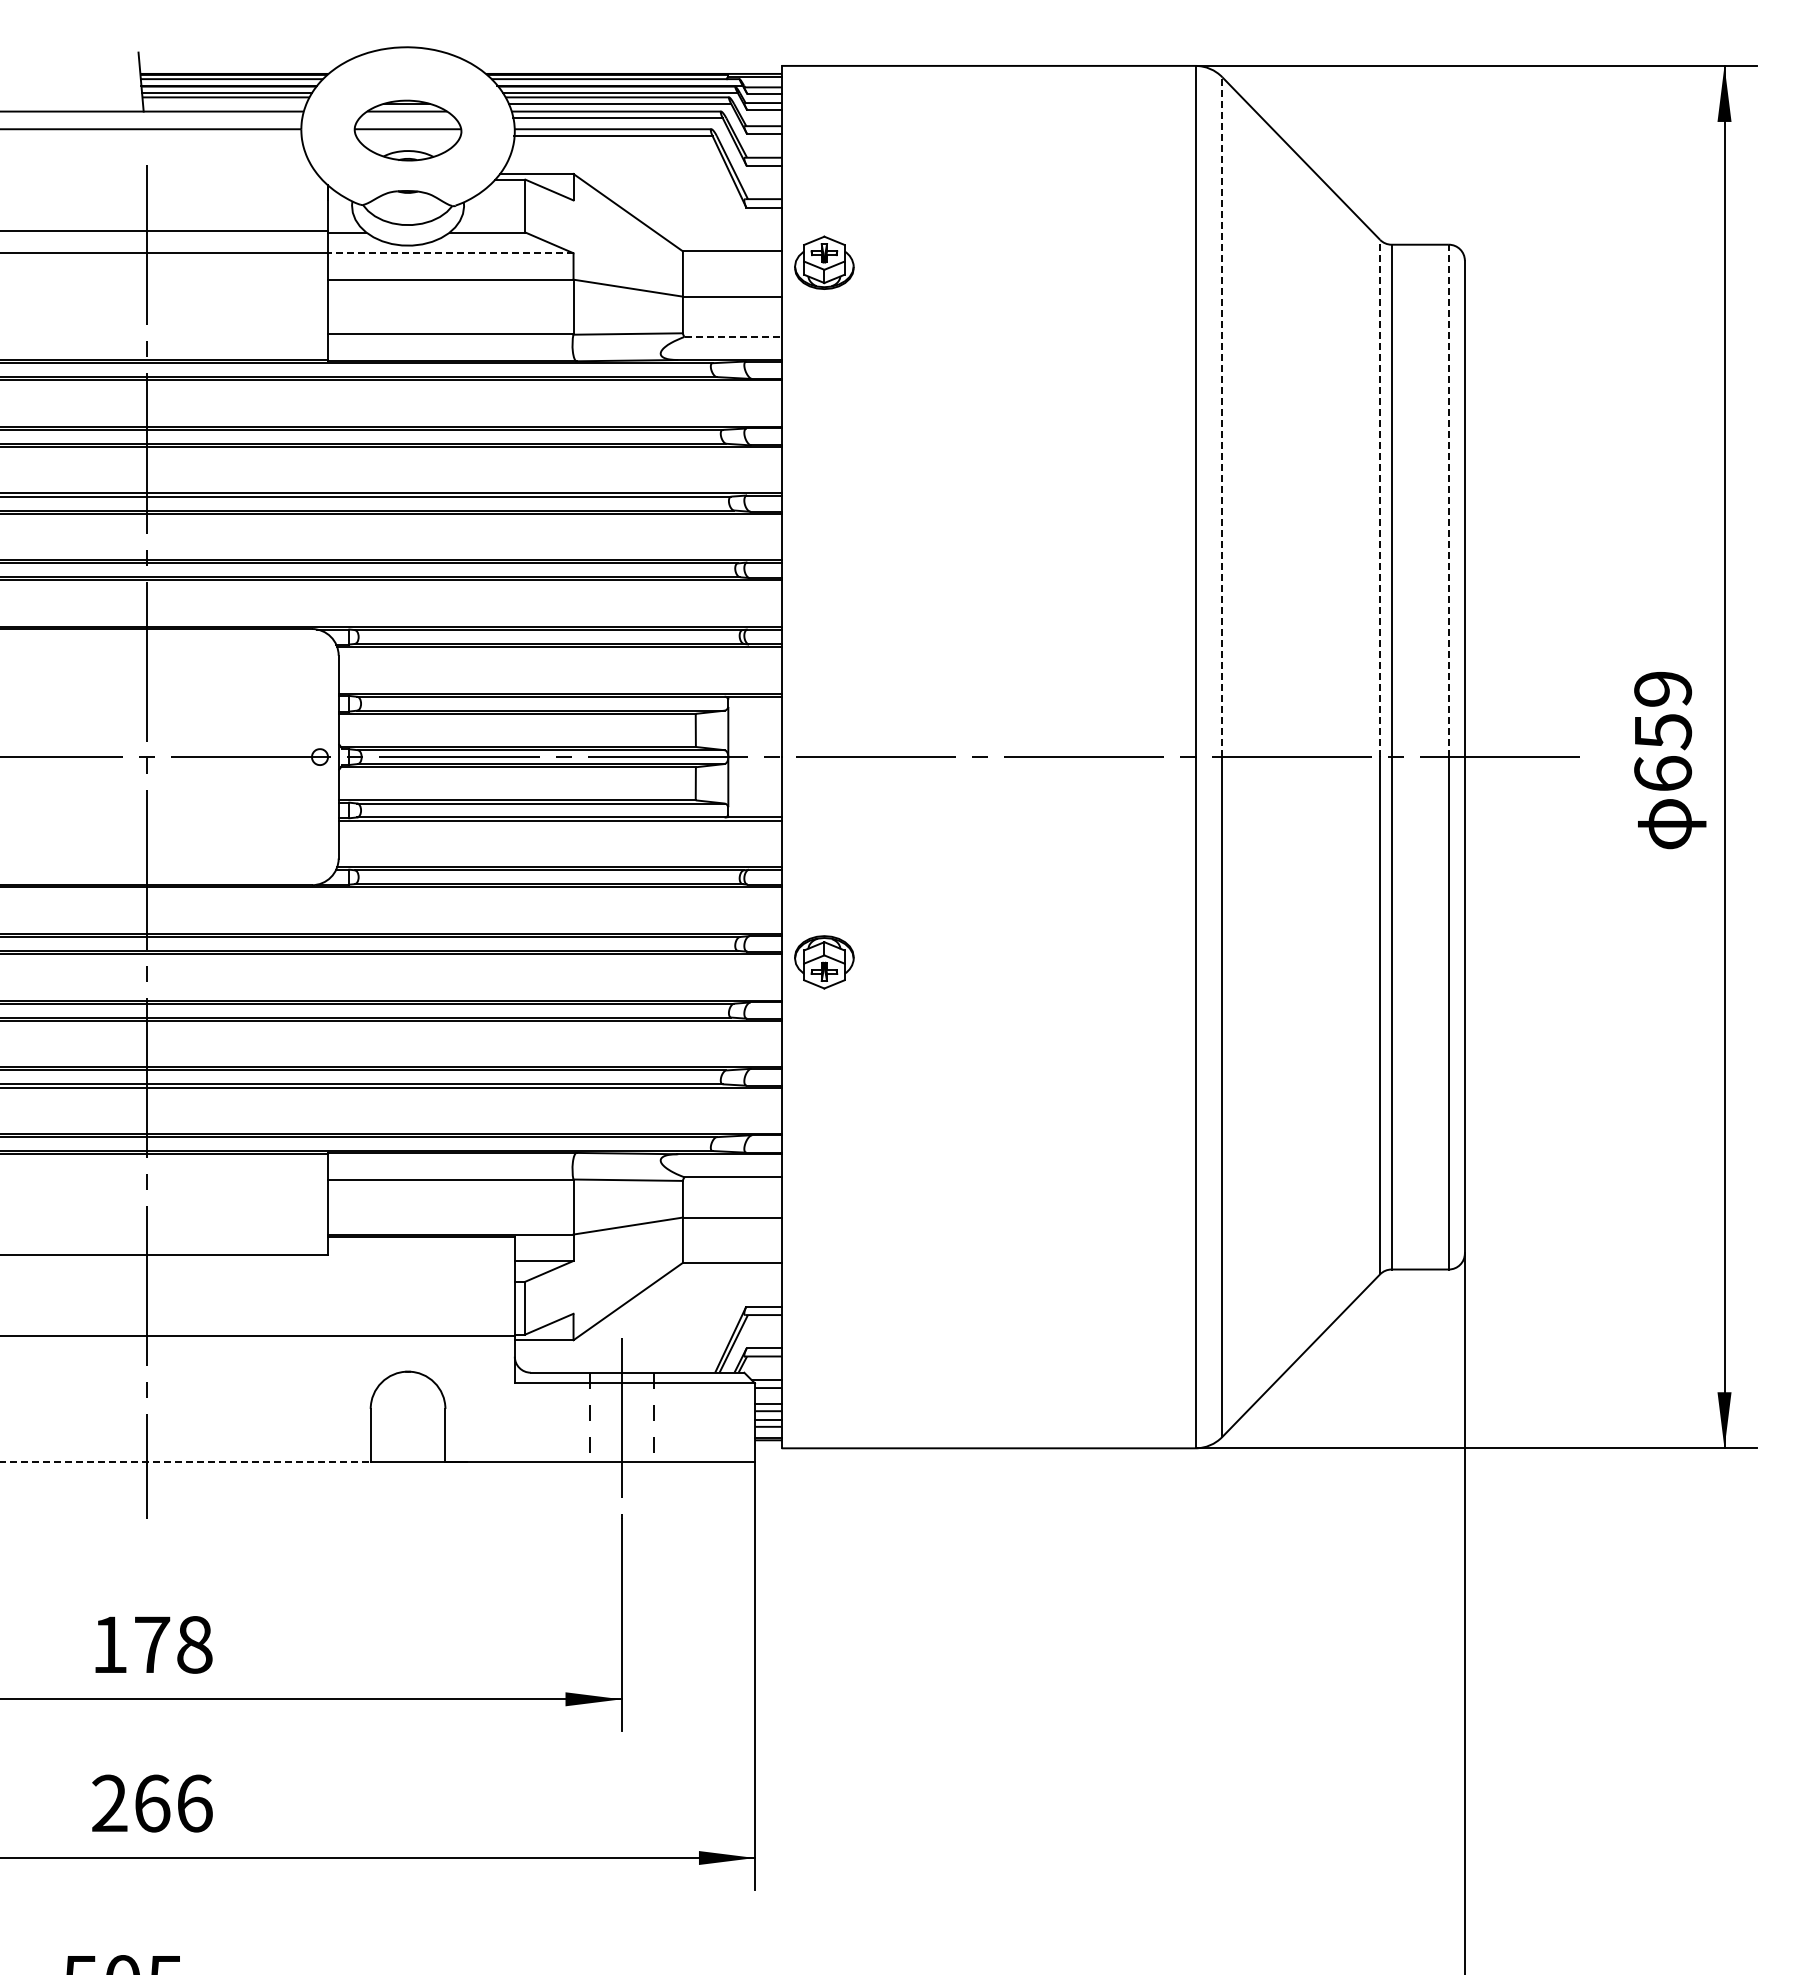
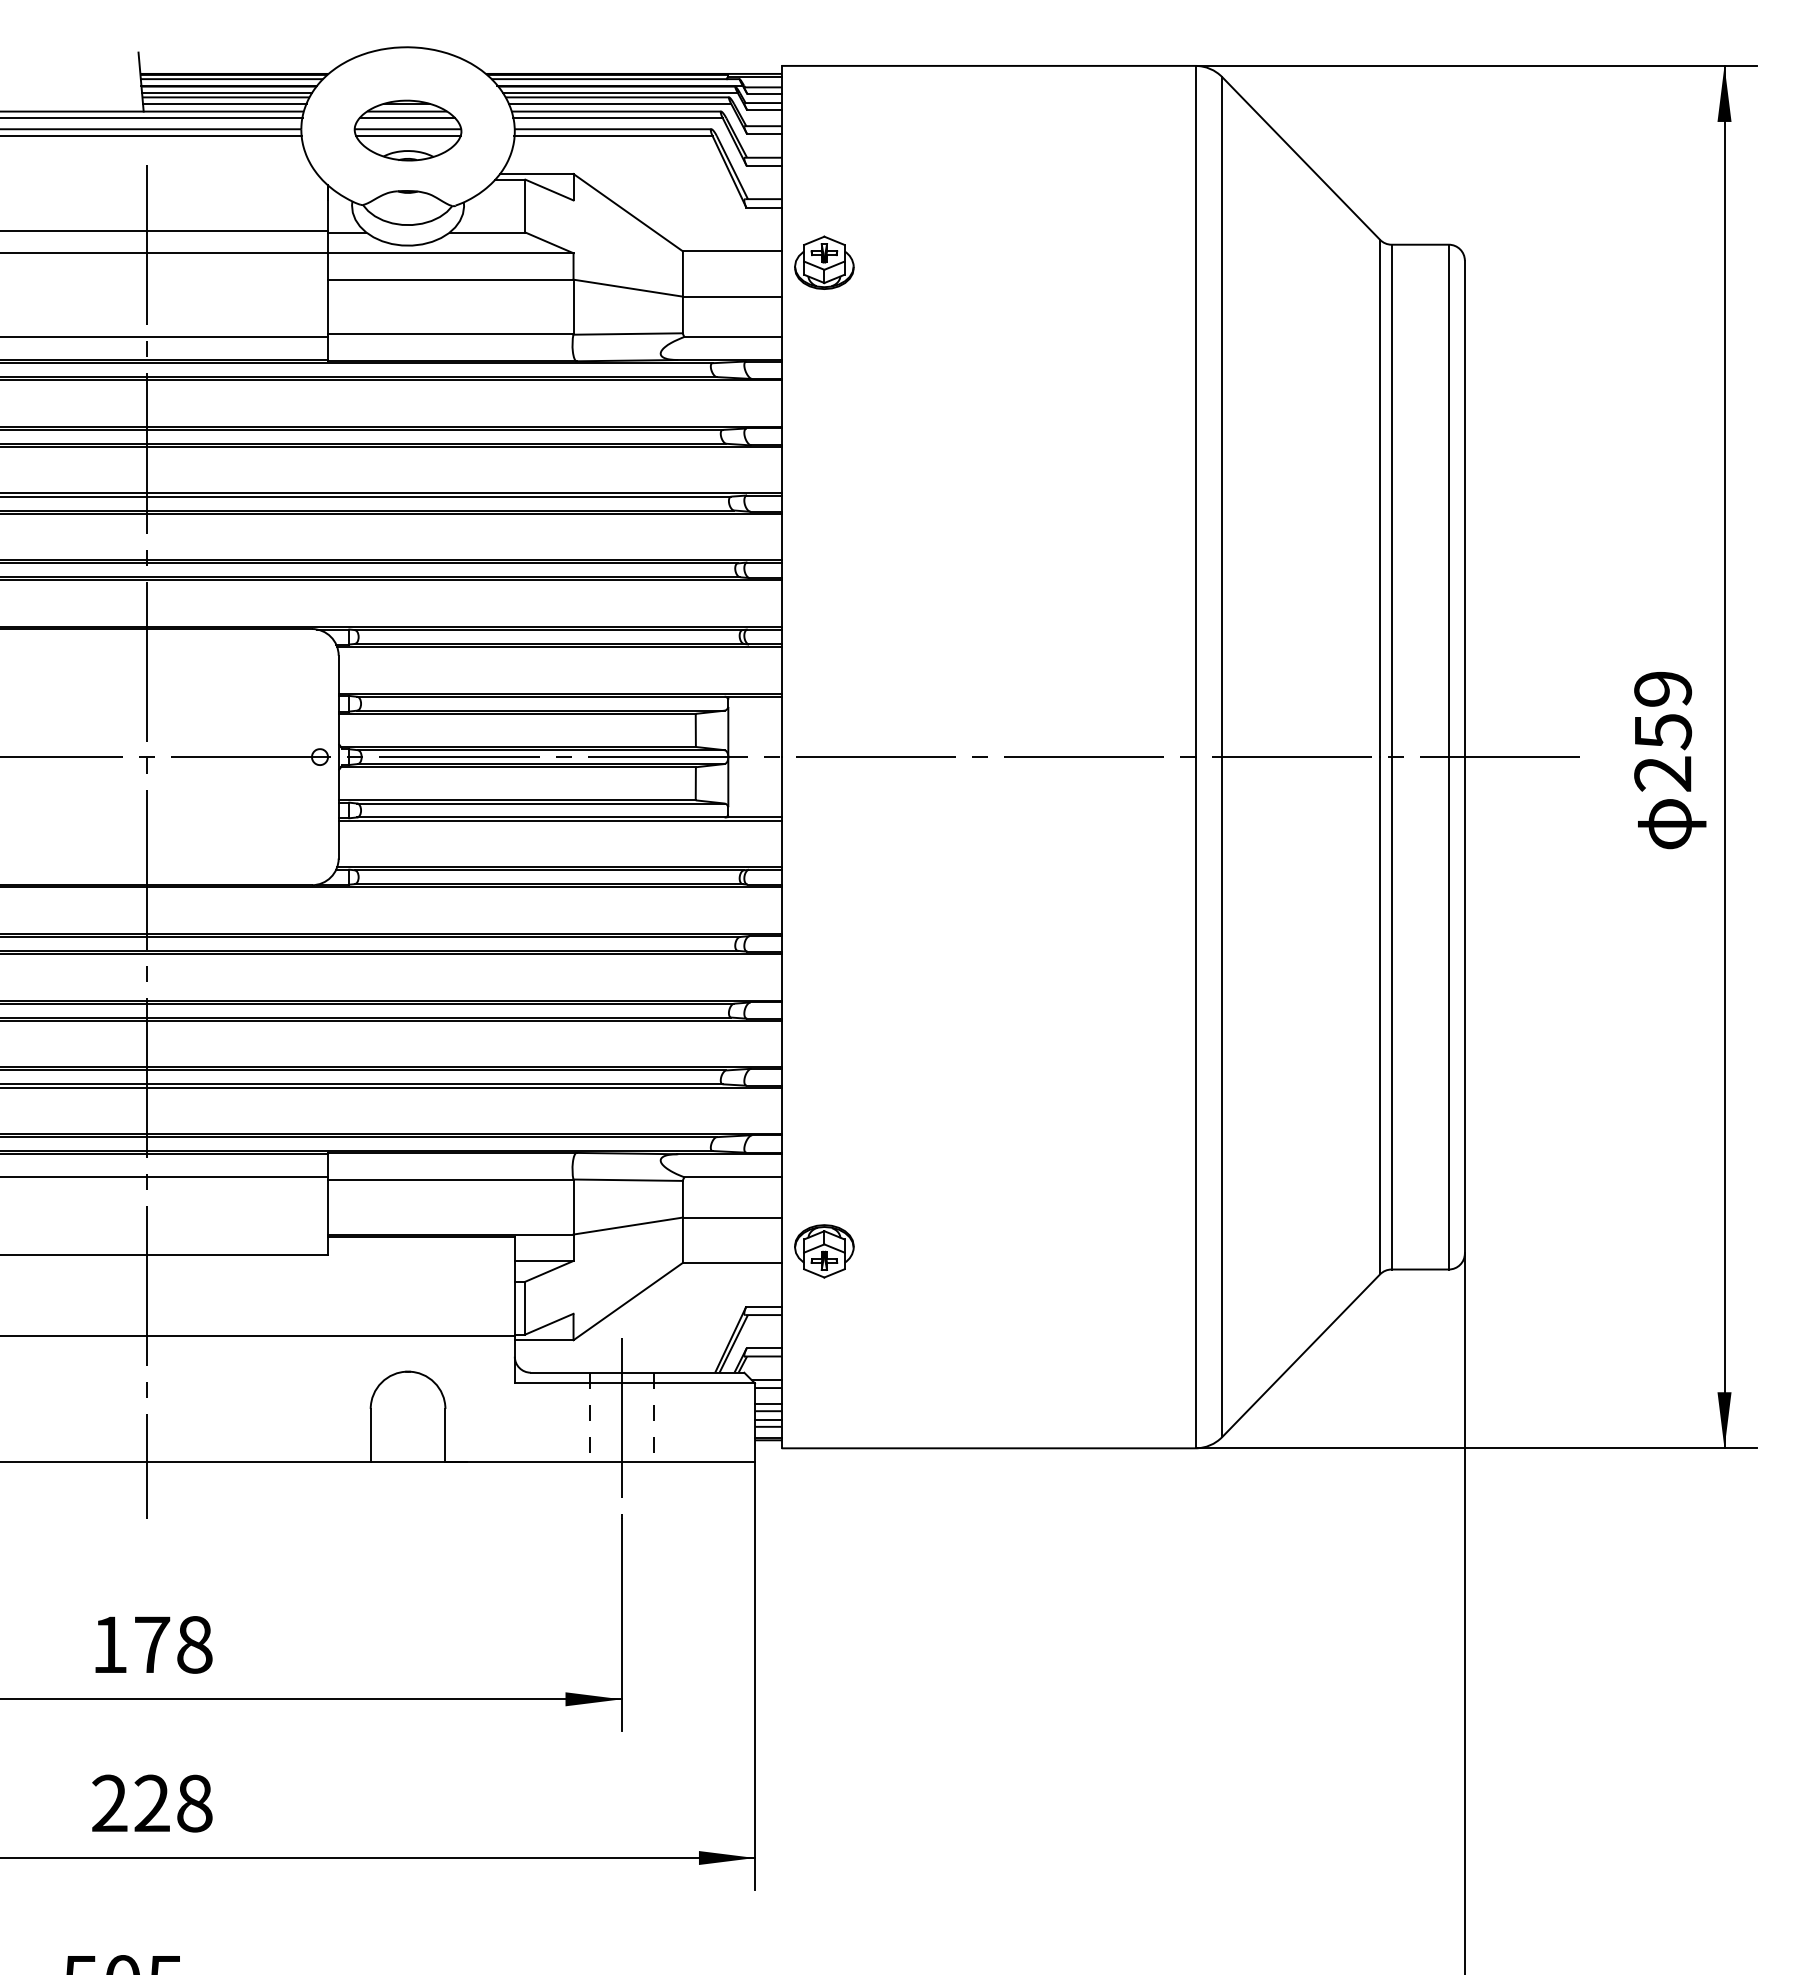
line: none -> present (224, 104)
line: none -> present (152, 118)
line: none -> present (407, 118)
line: none -> present (151, 136)
line: none -> present (408, 136)
line: dashed -> solid (450, 253)
line: none -> present (165, 336)
line: dashed -> solid (733, 336)
line: dashed -> solid (1222, 417)
line: dashed -> solid (1380, 498)
line: dashed -> solid (1448, 500)
text: 659 -> 259 (1663, 773)
part position: (824, 962) -> (824, 1251) (824, 1251)
line: none -> present (165, 1177)
line: dashed -> solid (185, 1461)
text: 266 -> 228 (173, 1803)
